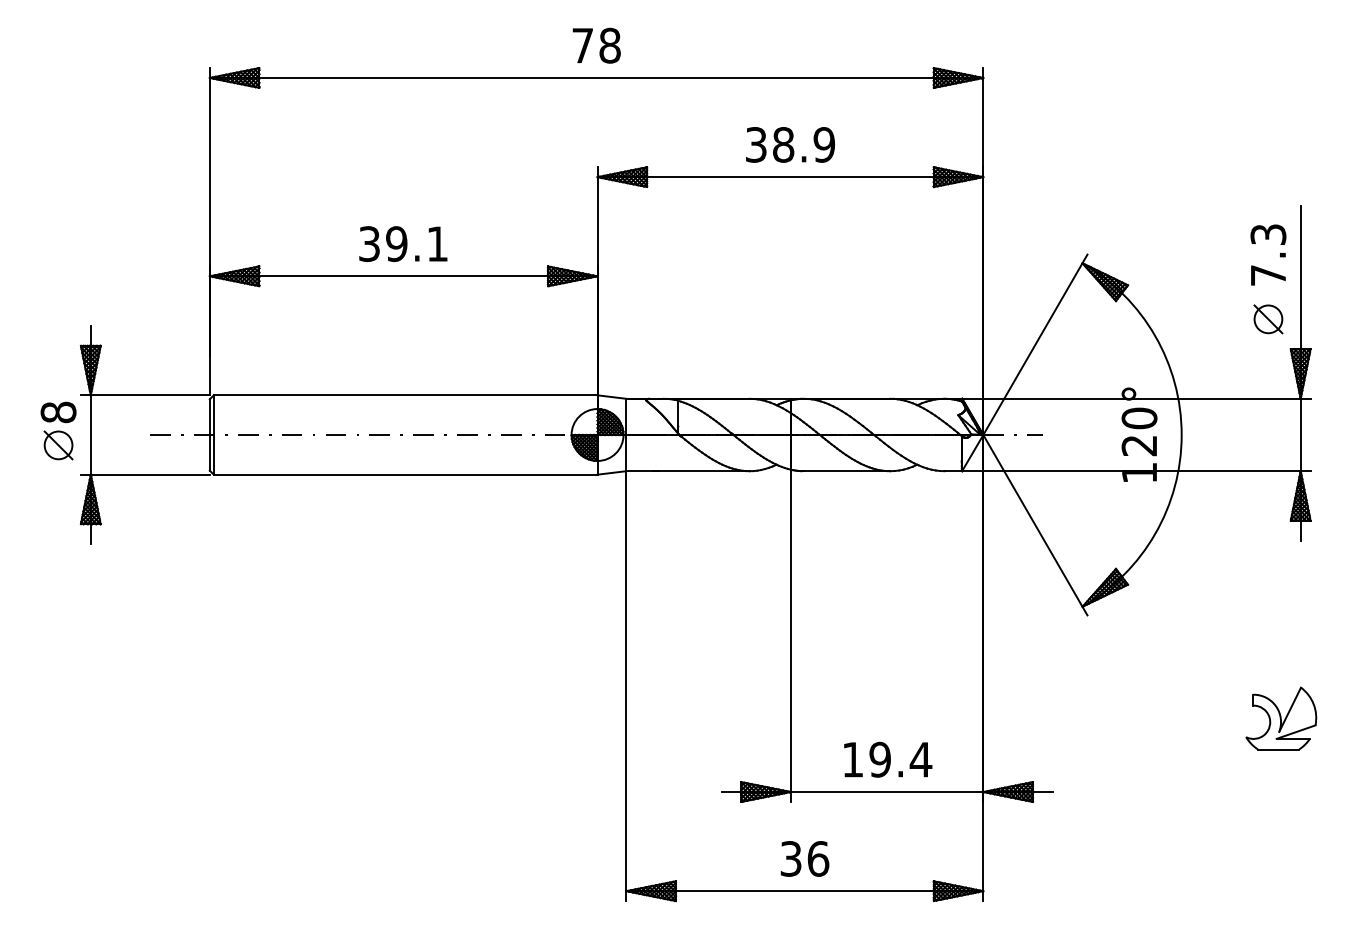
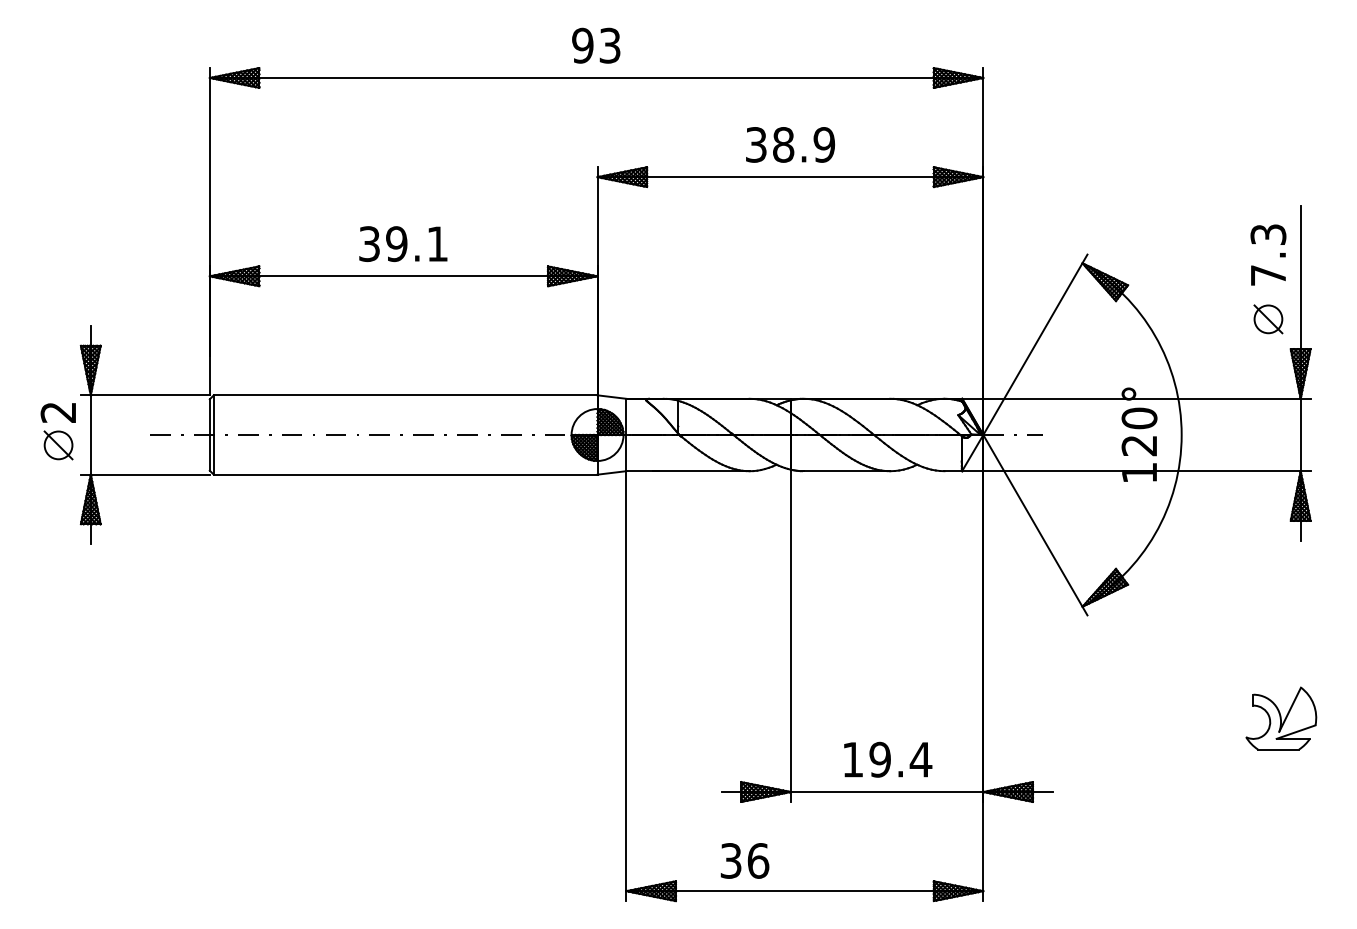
text: 78 -> 93 (596, 45)
text: 8 -> 2 (58, 412)
text position: (804, 858) -> (744, 860) (744, 860)
